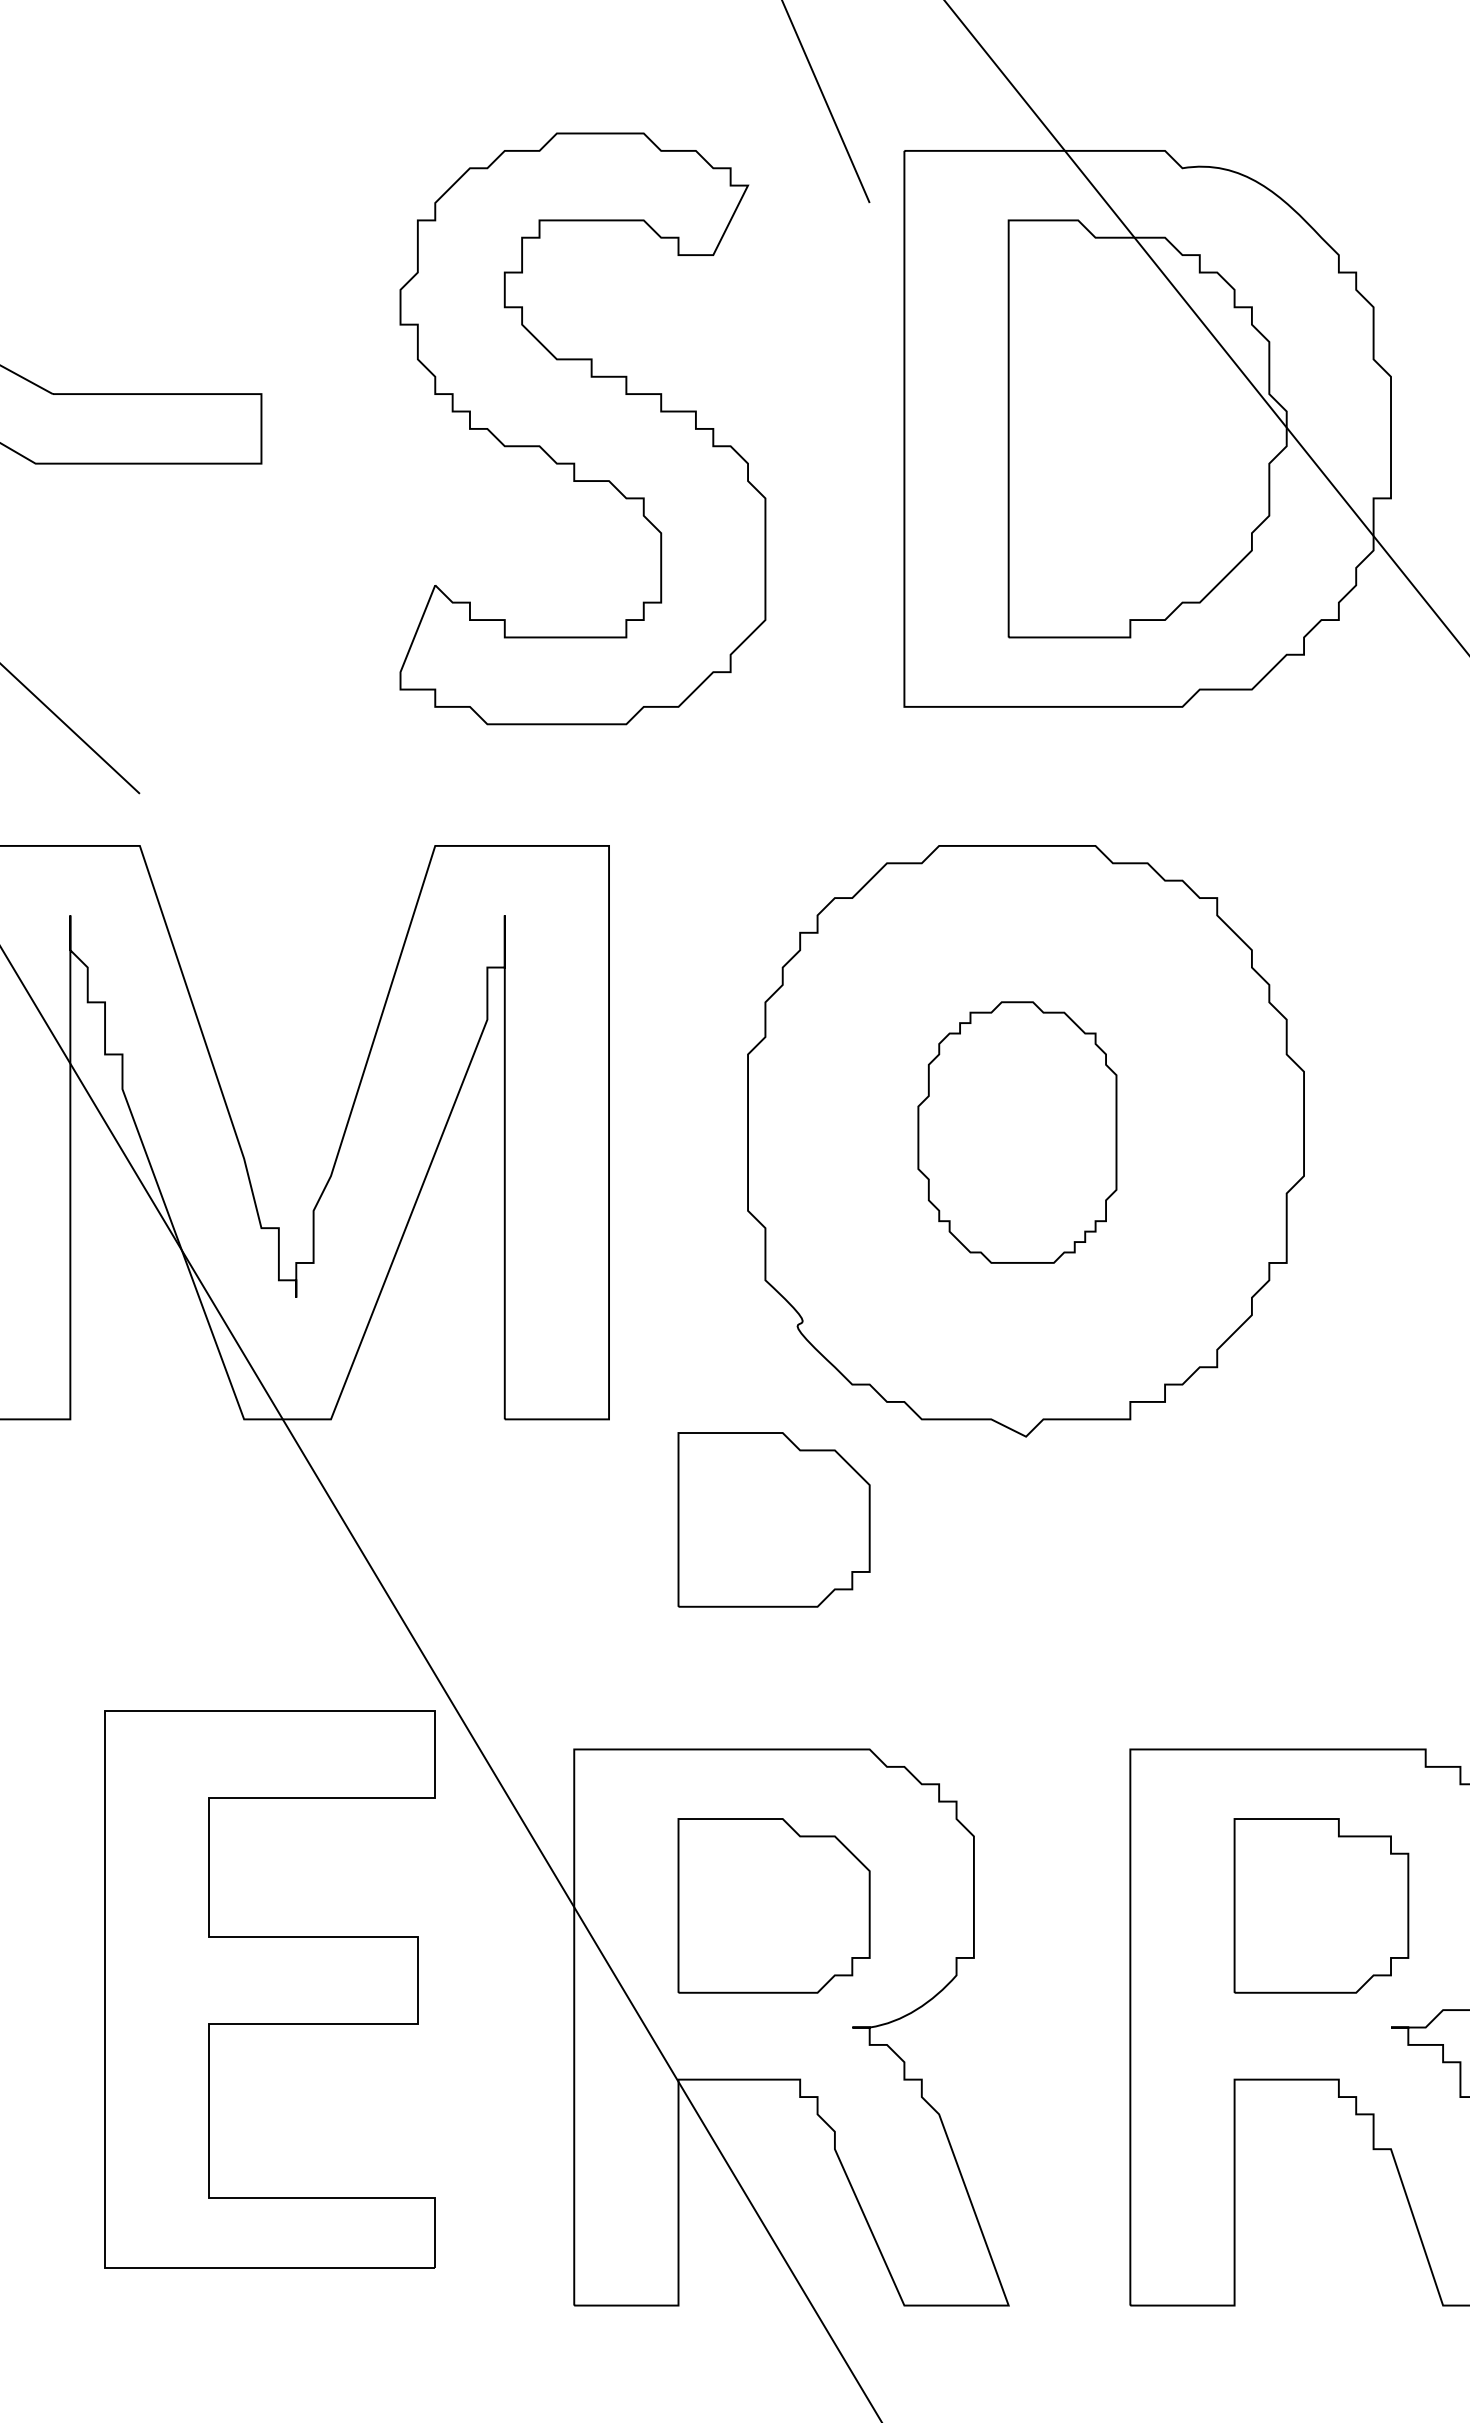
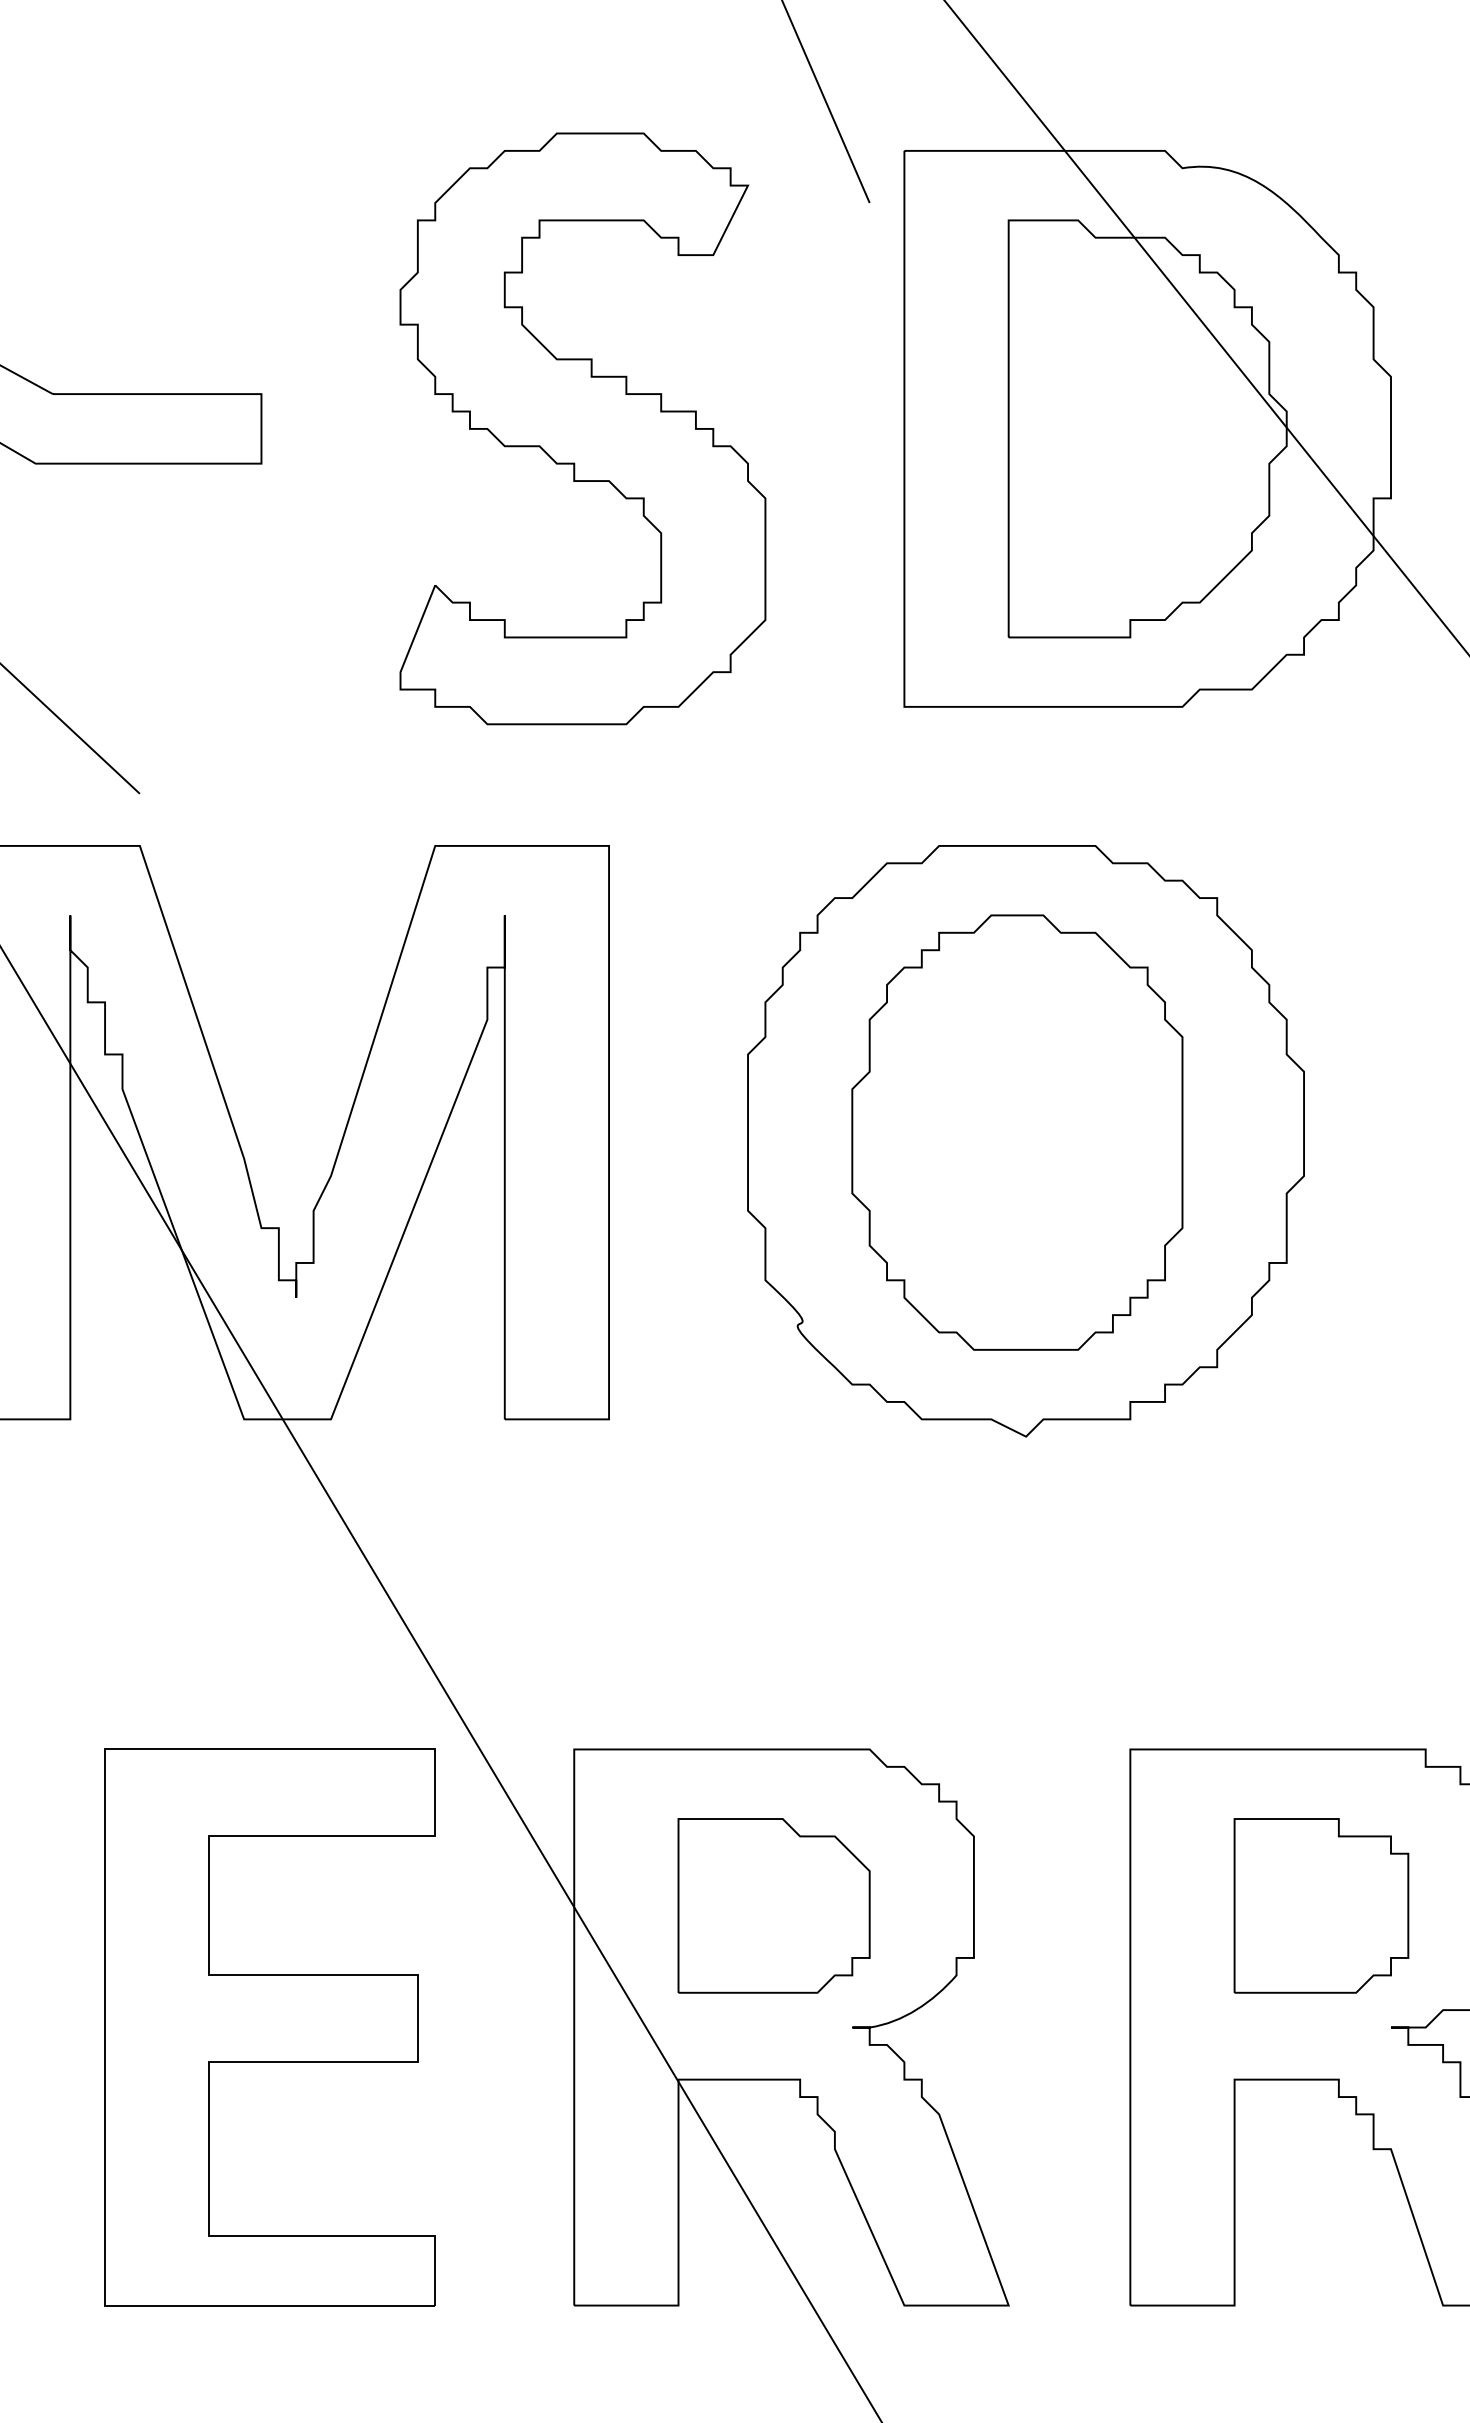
part size: 201x263 px -> 333x437 px (1017, 1132)
part: present -> none (773, 1519)
part position: (269, 1989) -> (269, 2027) (269, 2027)
